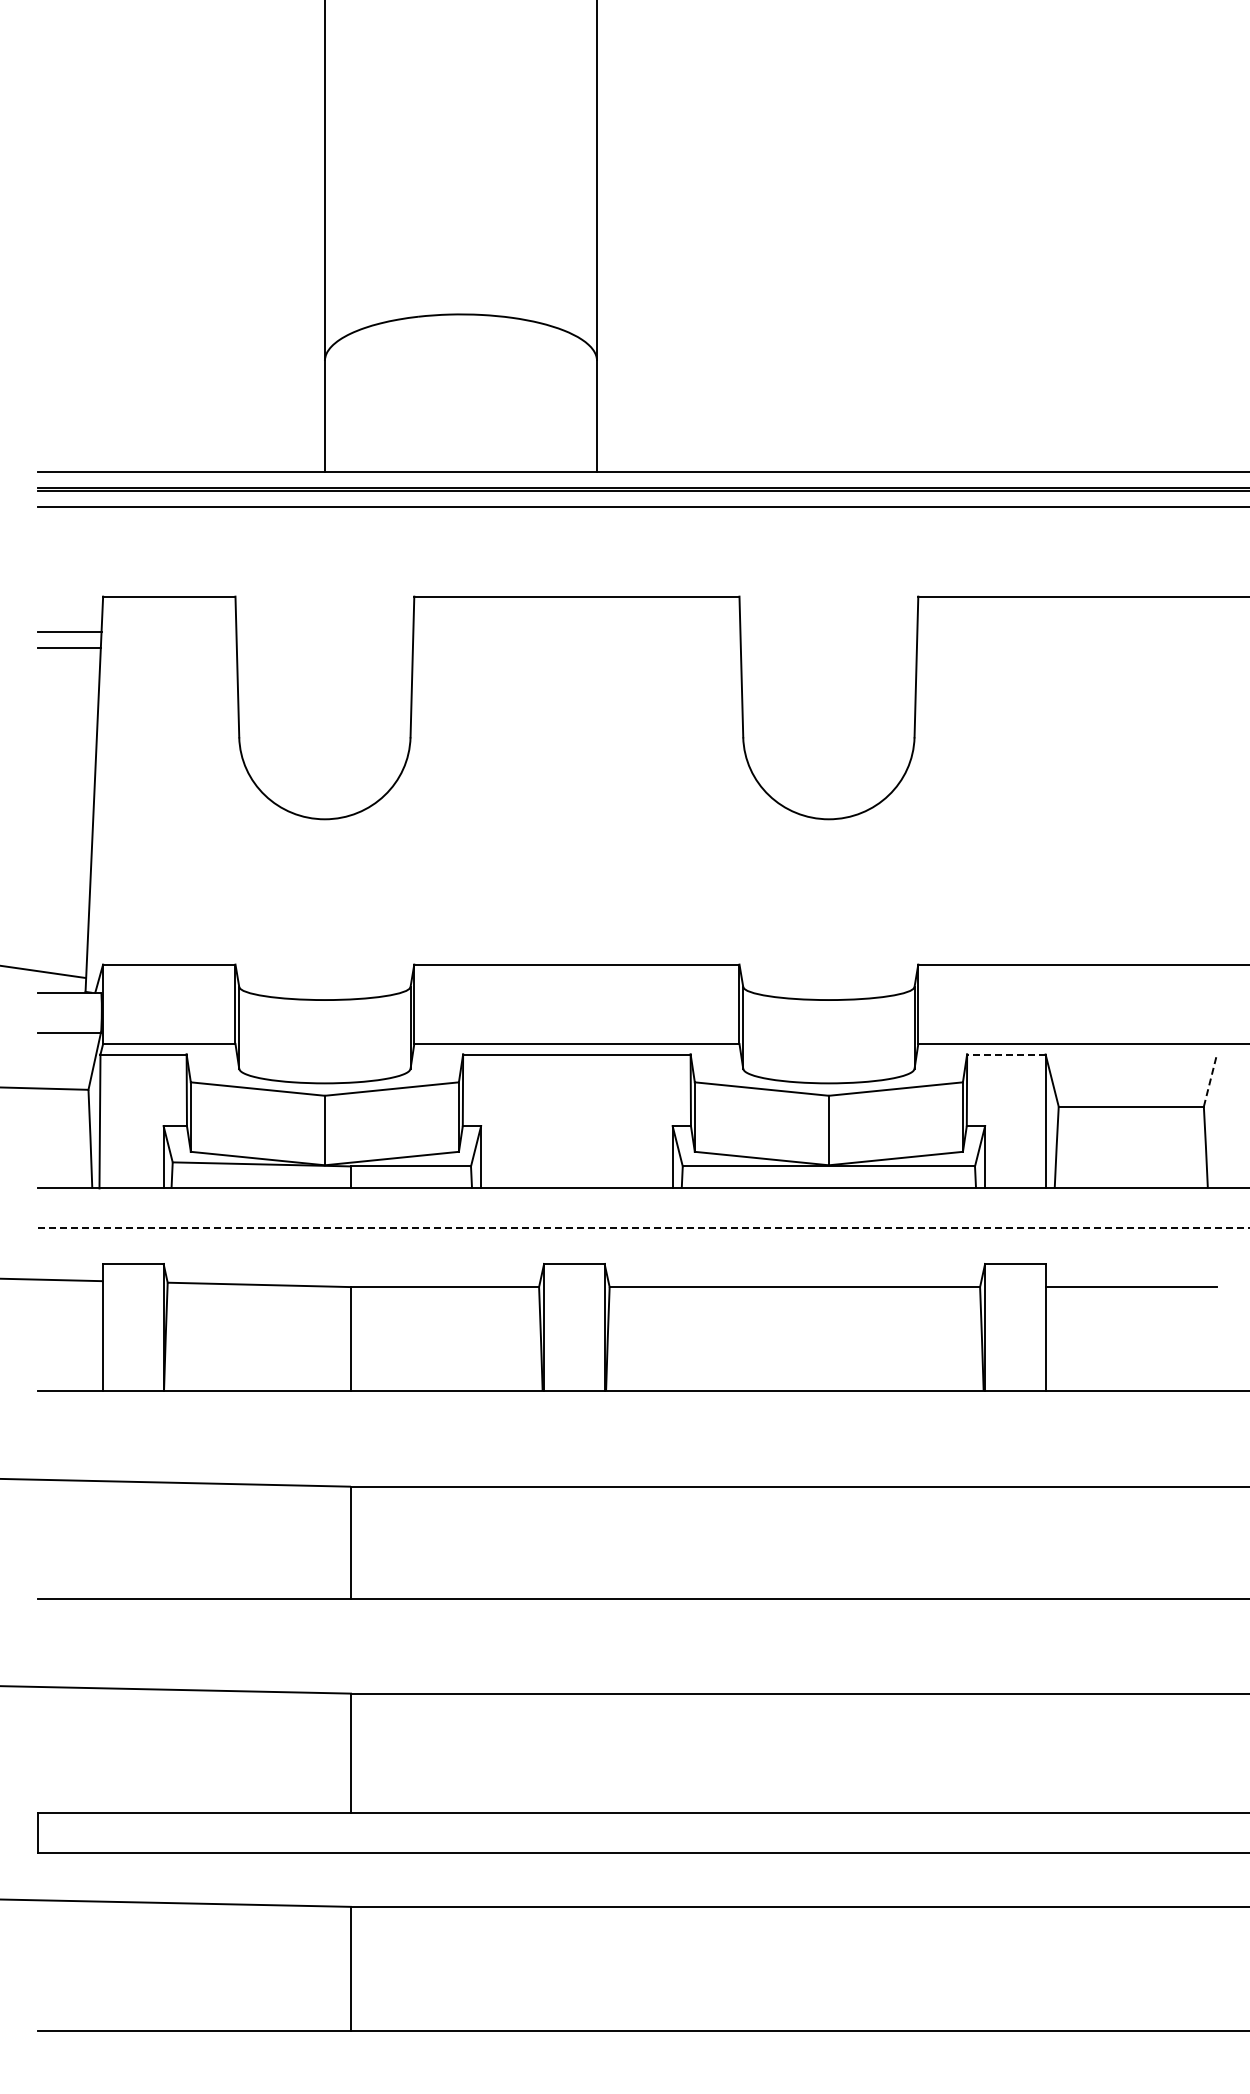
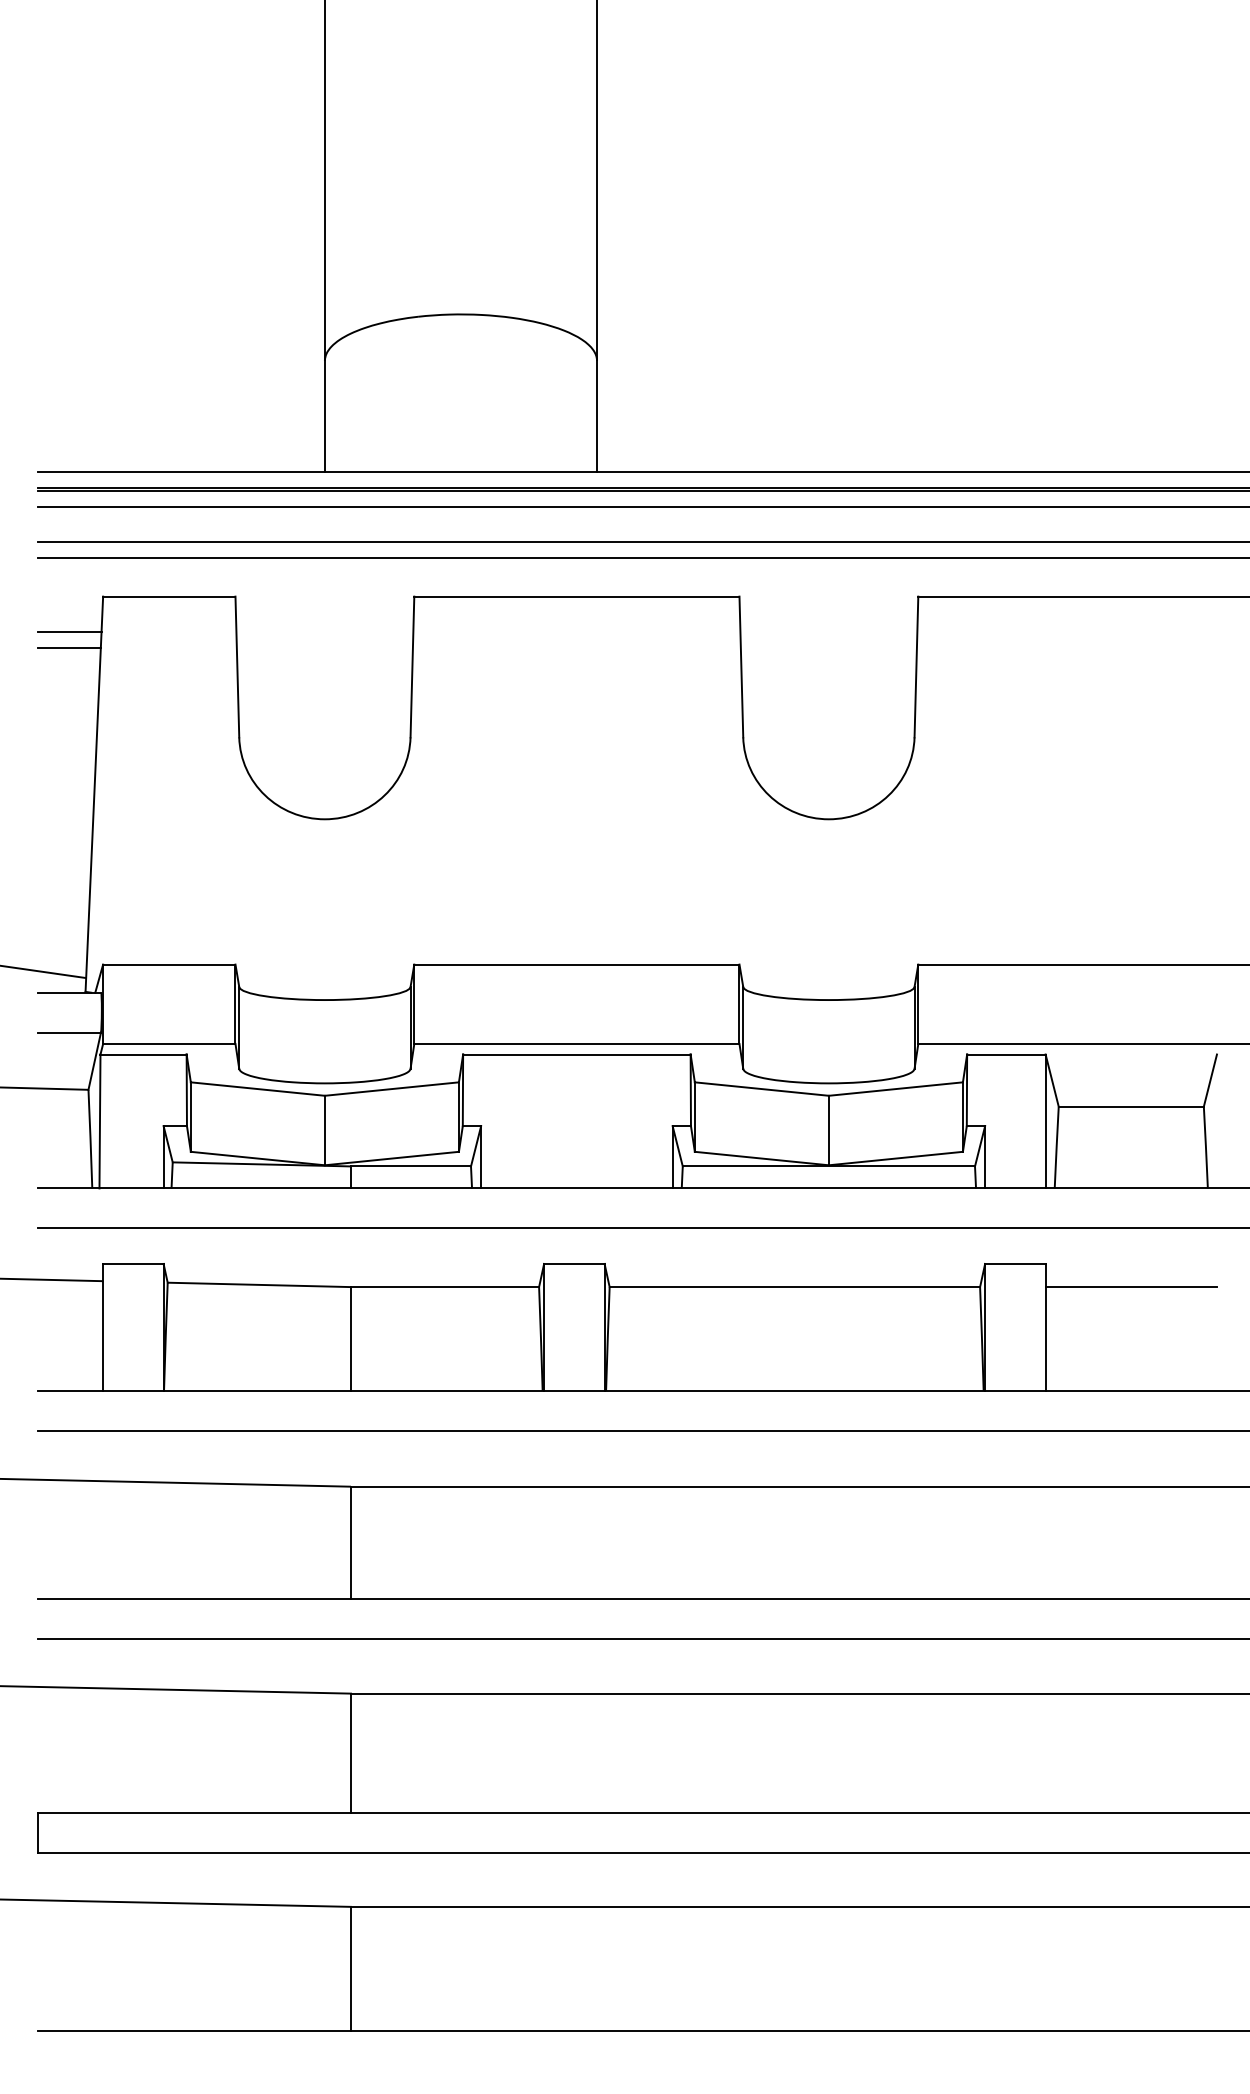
line: none -> present (641, 542)
line: none -> present (641, 558)
line: dashed -> solid (1005, 1054)
line: dashed -> solid (1210, 1080)
line: dashed -> solid (643, 1228)
line: none -> present (641, 1430)
line: none -> present (641, 1639)
